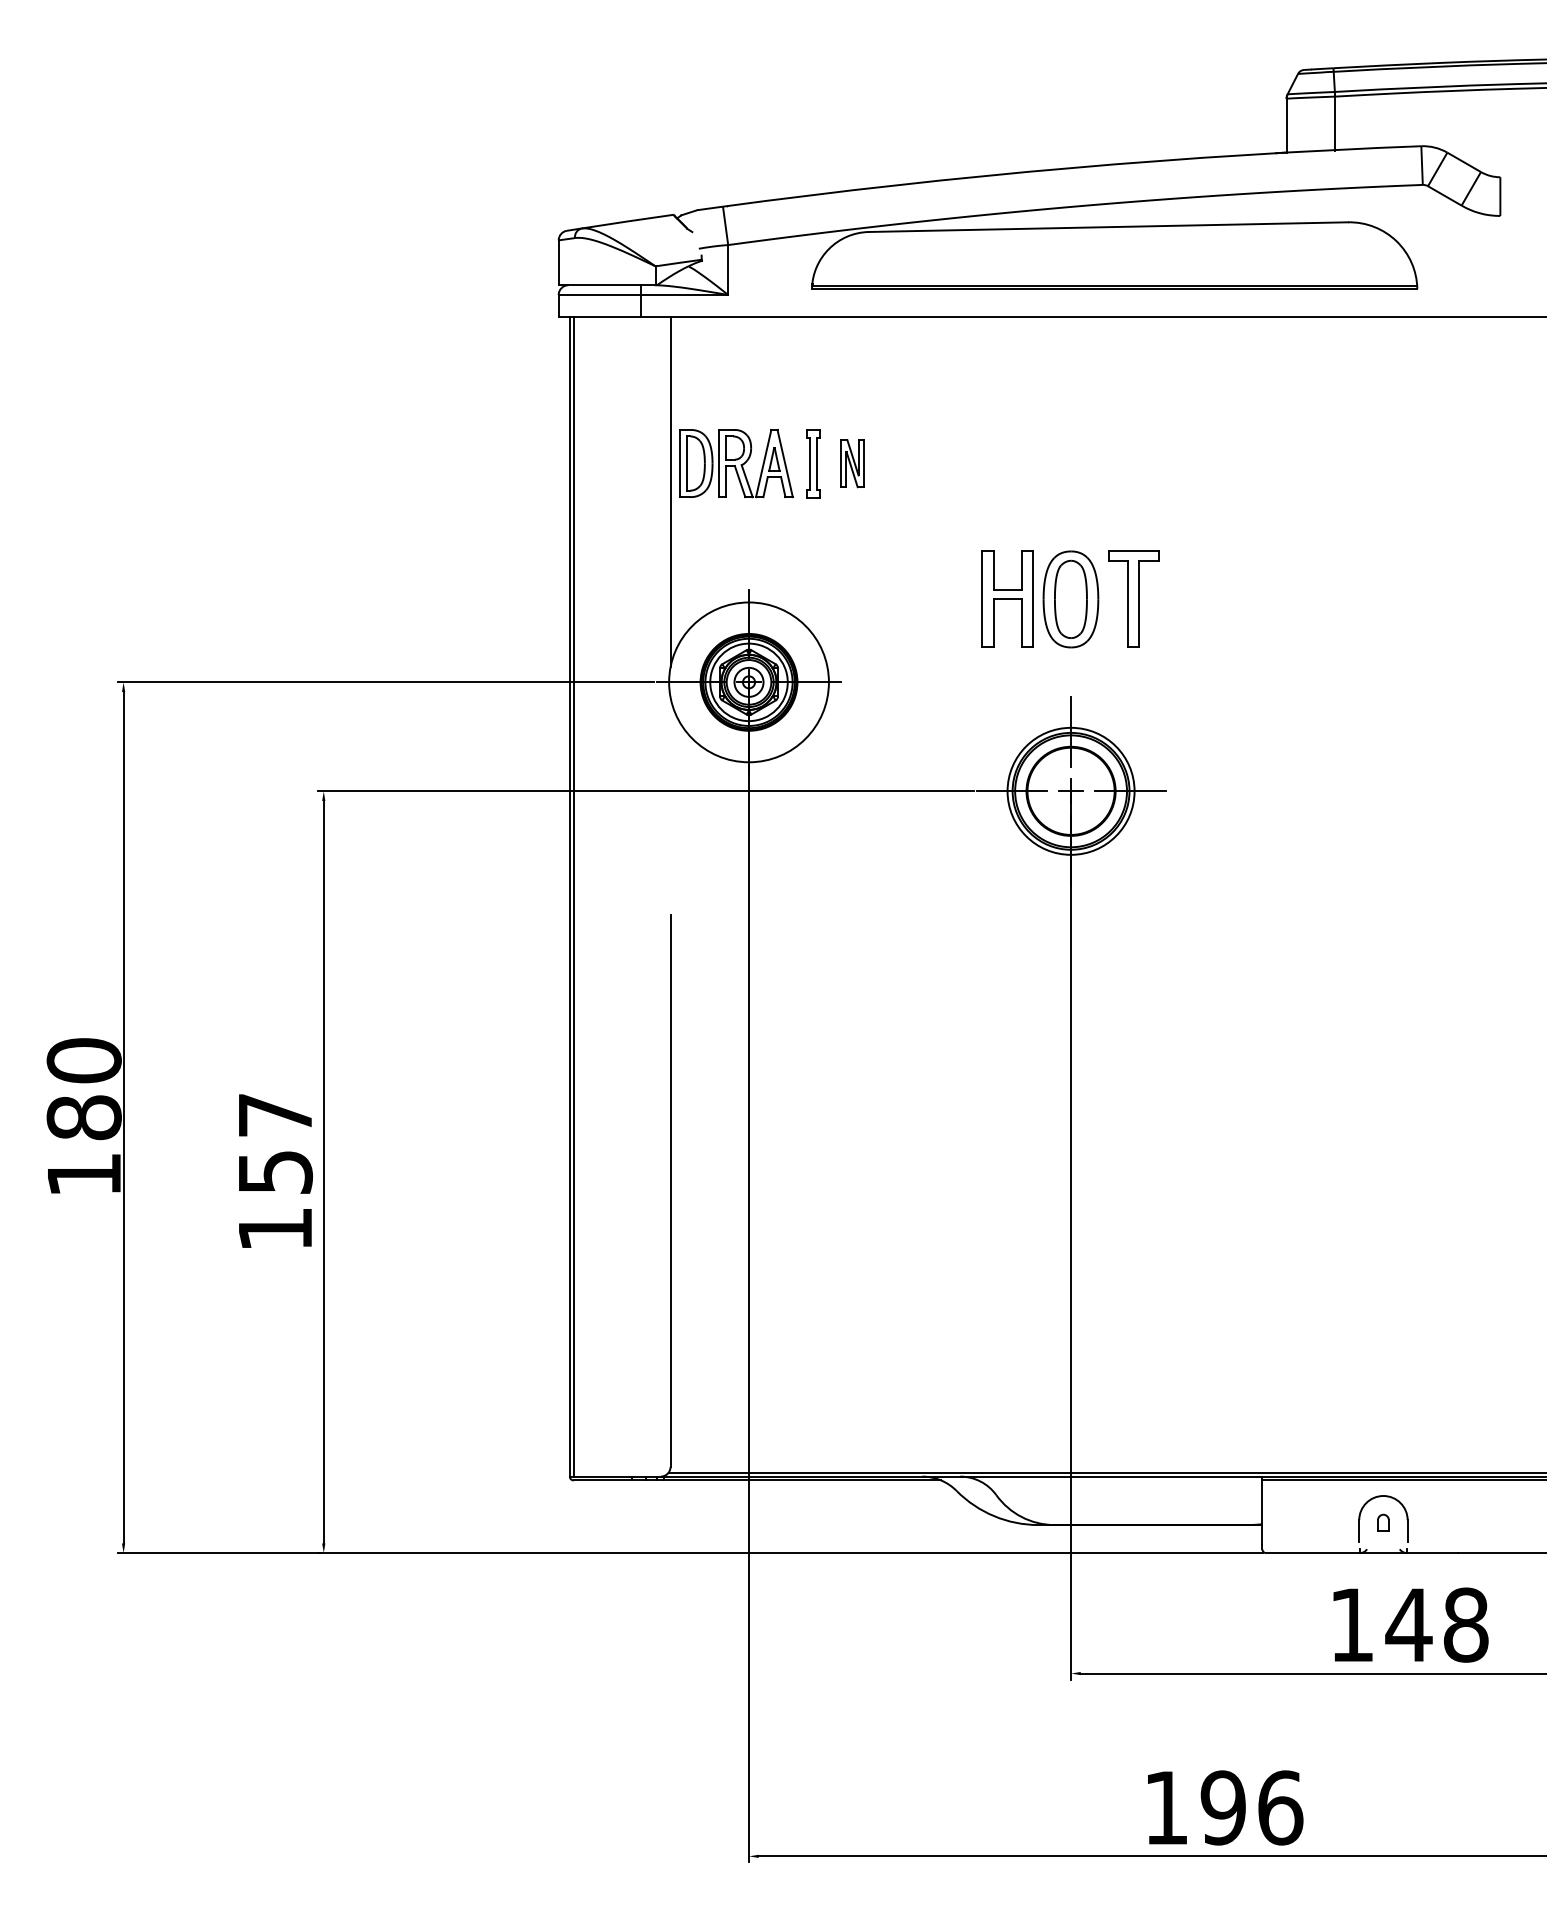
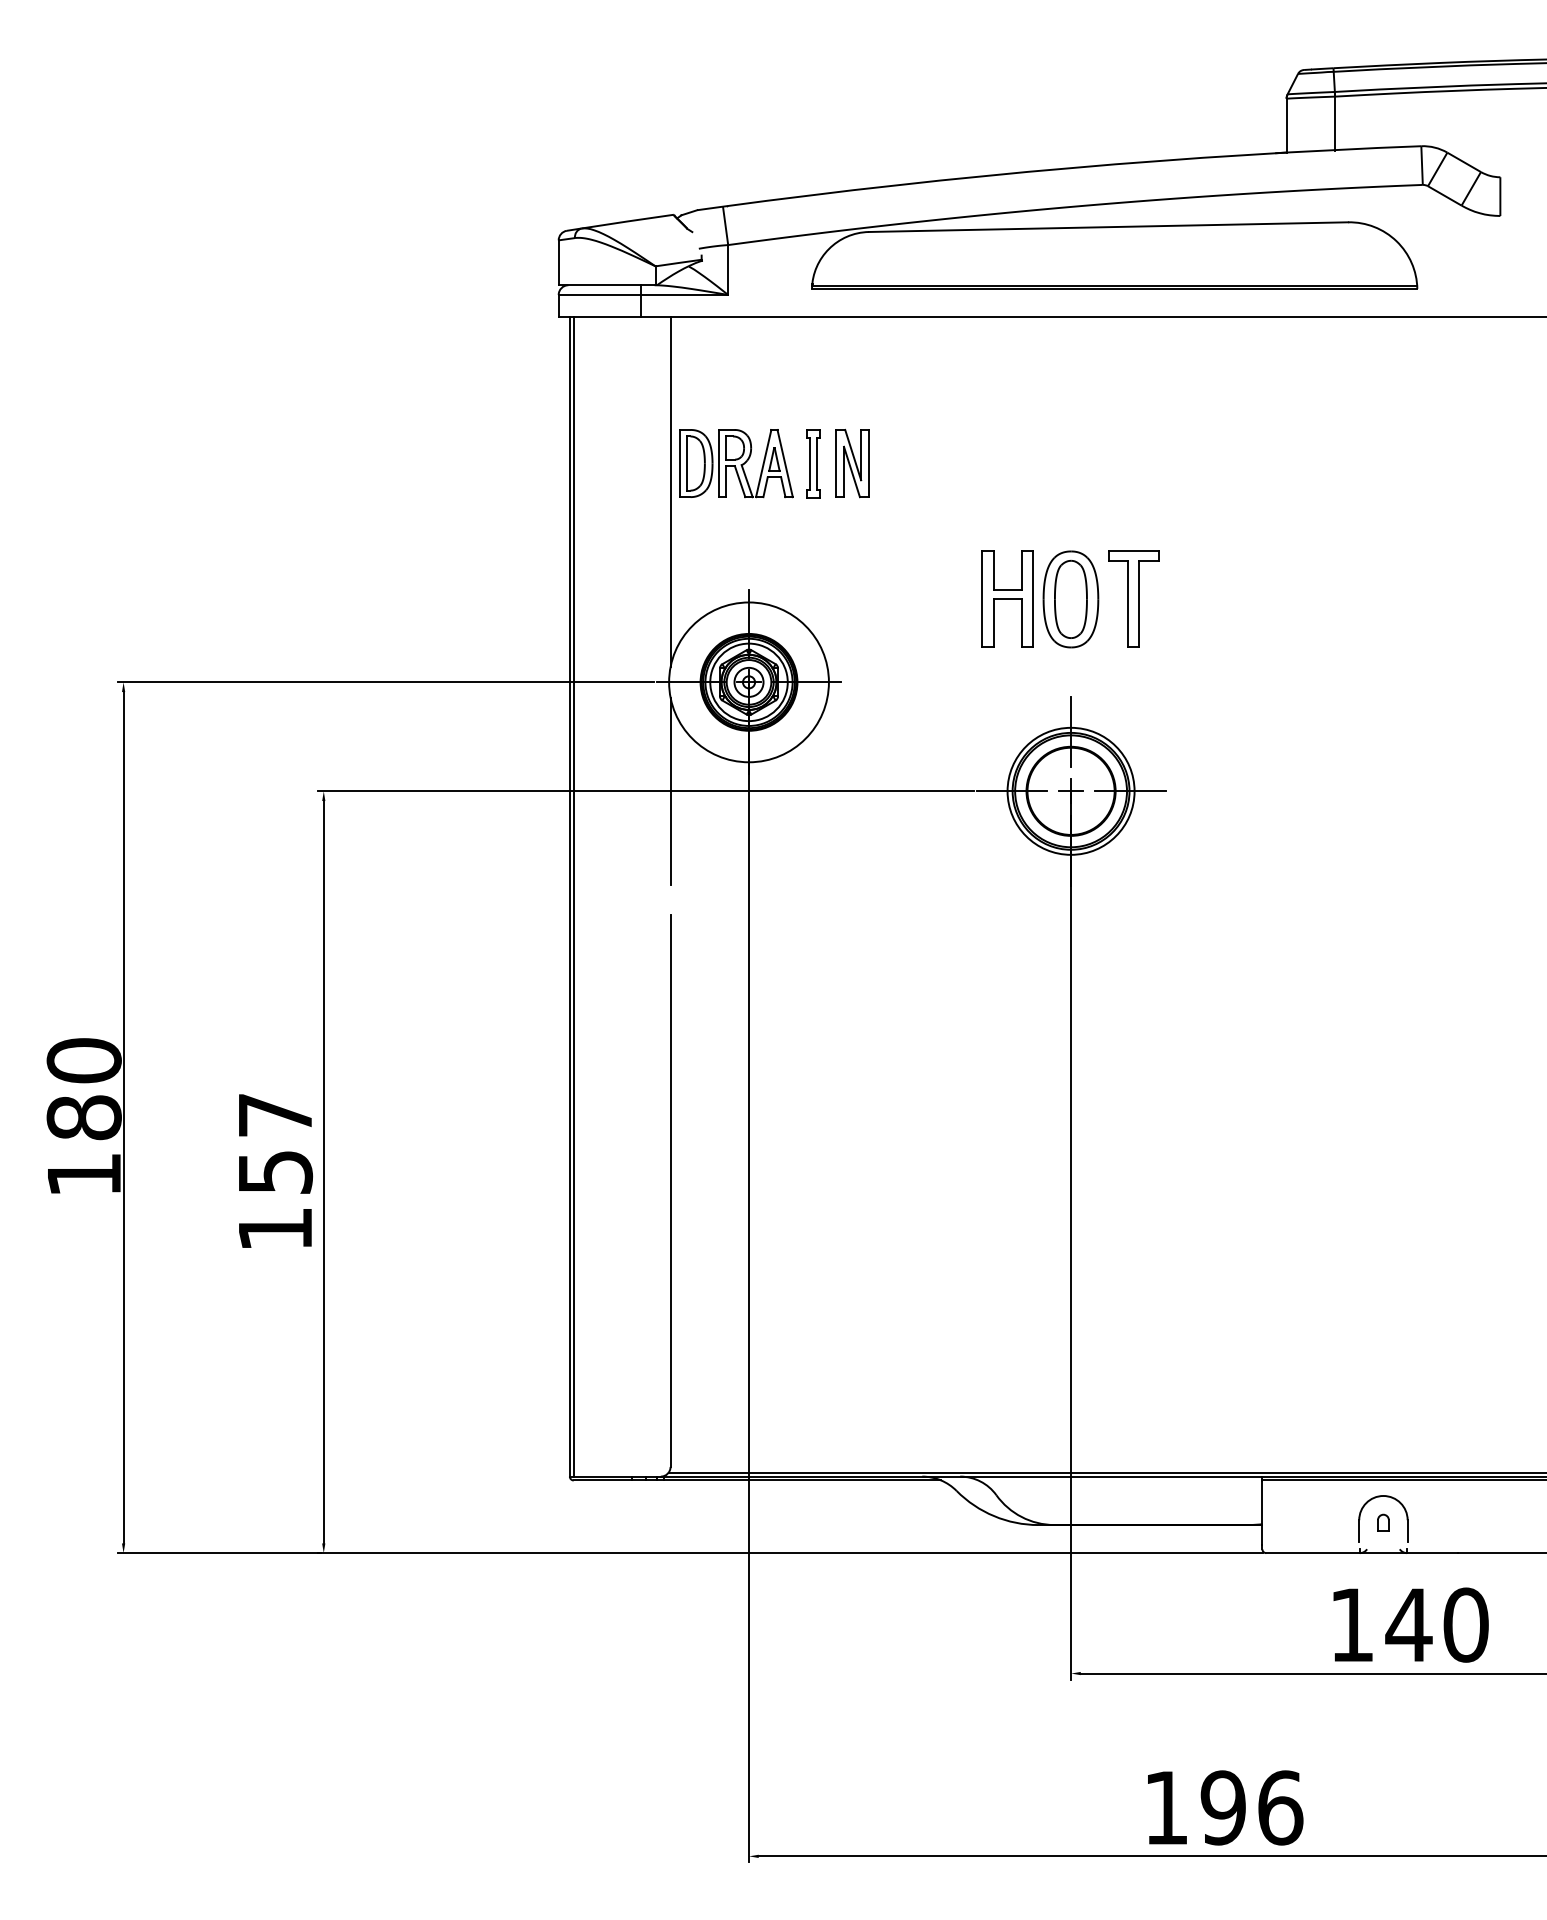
part size: 25x50 px -> 35x70 px (852, 463)
line: none -> present (670, 791)
text: 148 -> 140 (1465, 1624)
